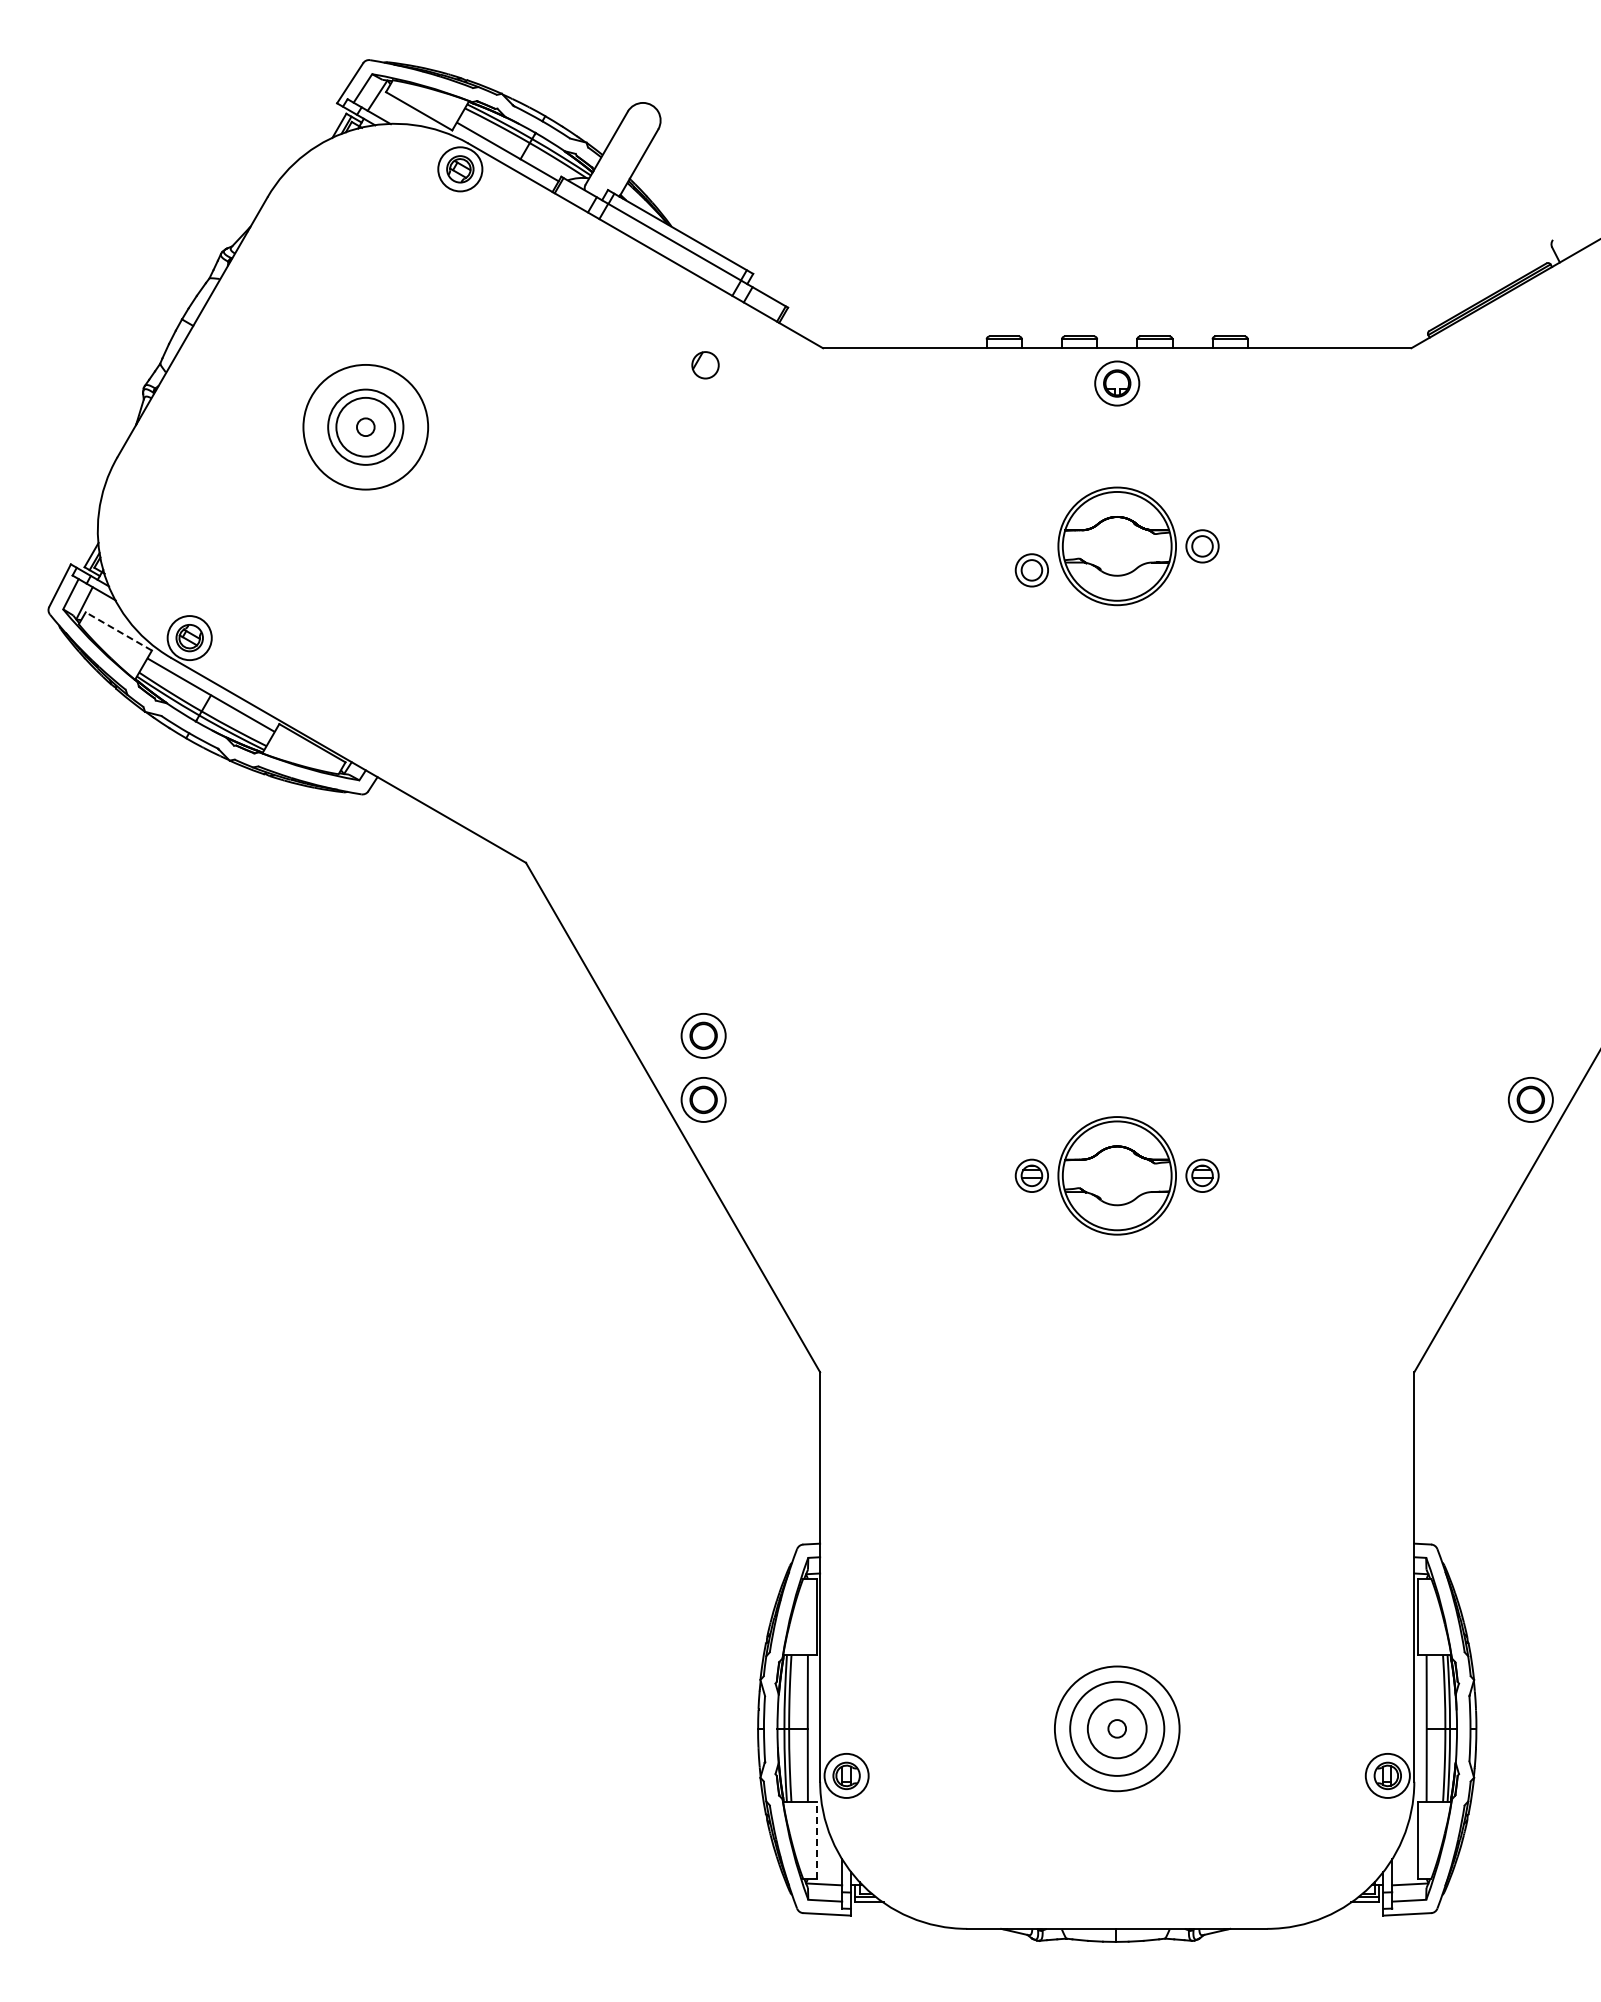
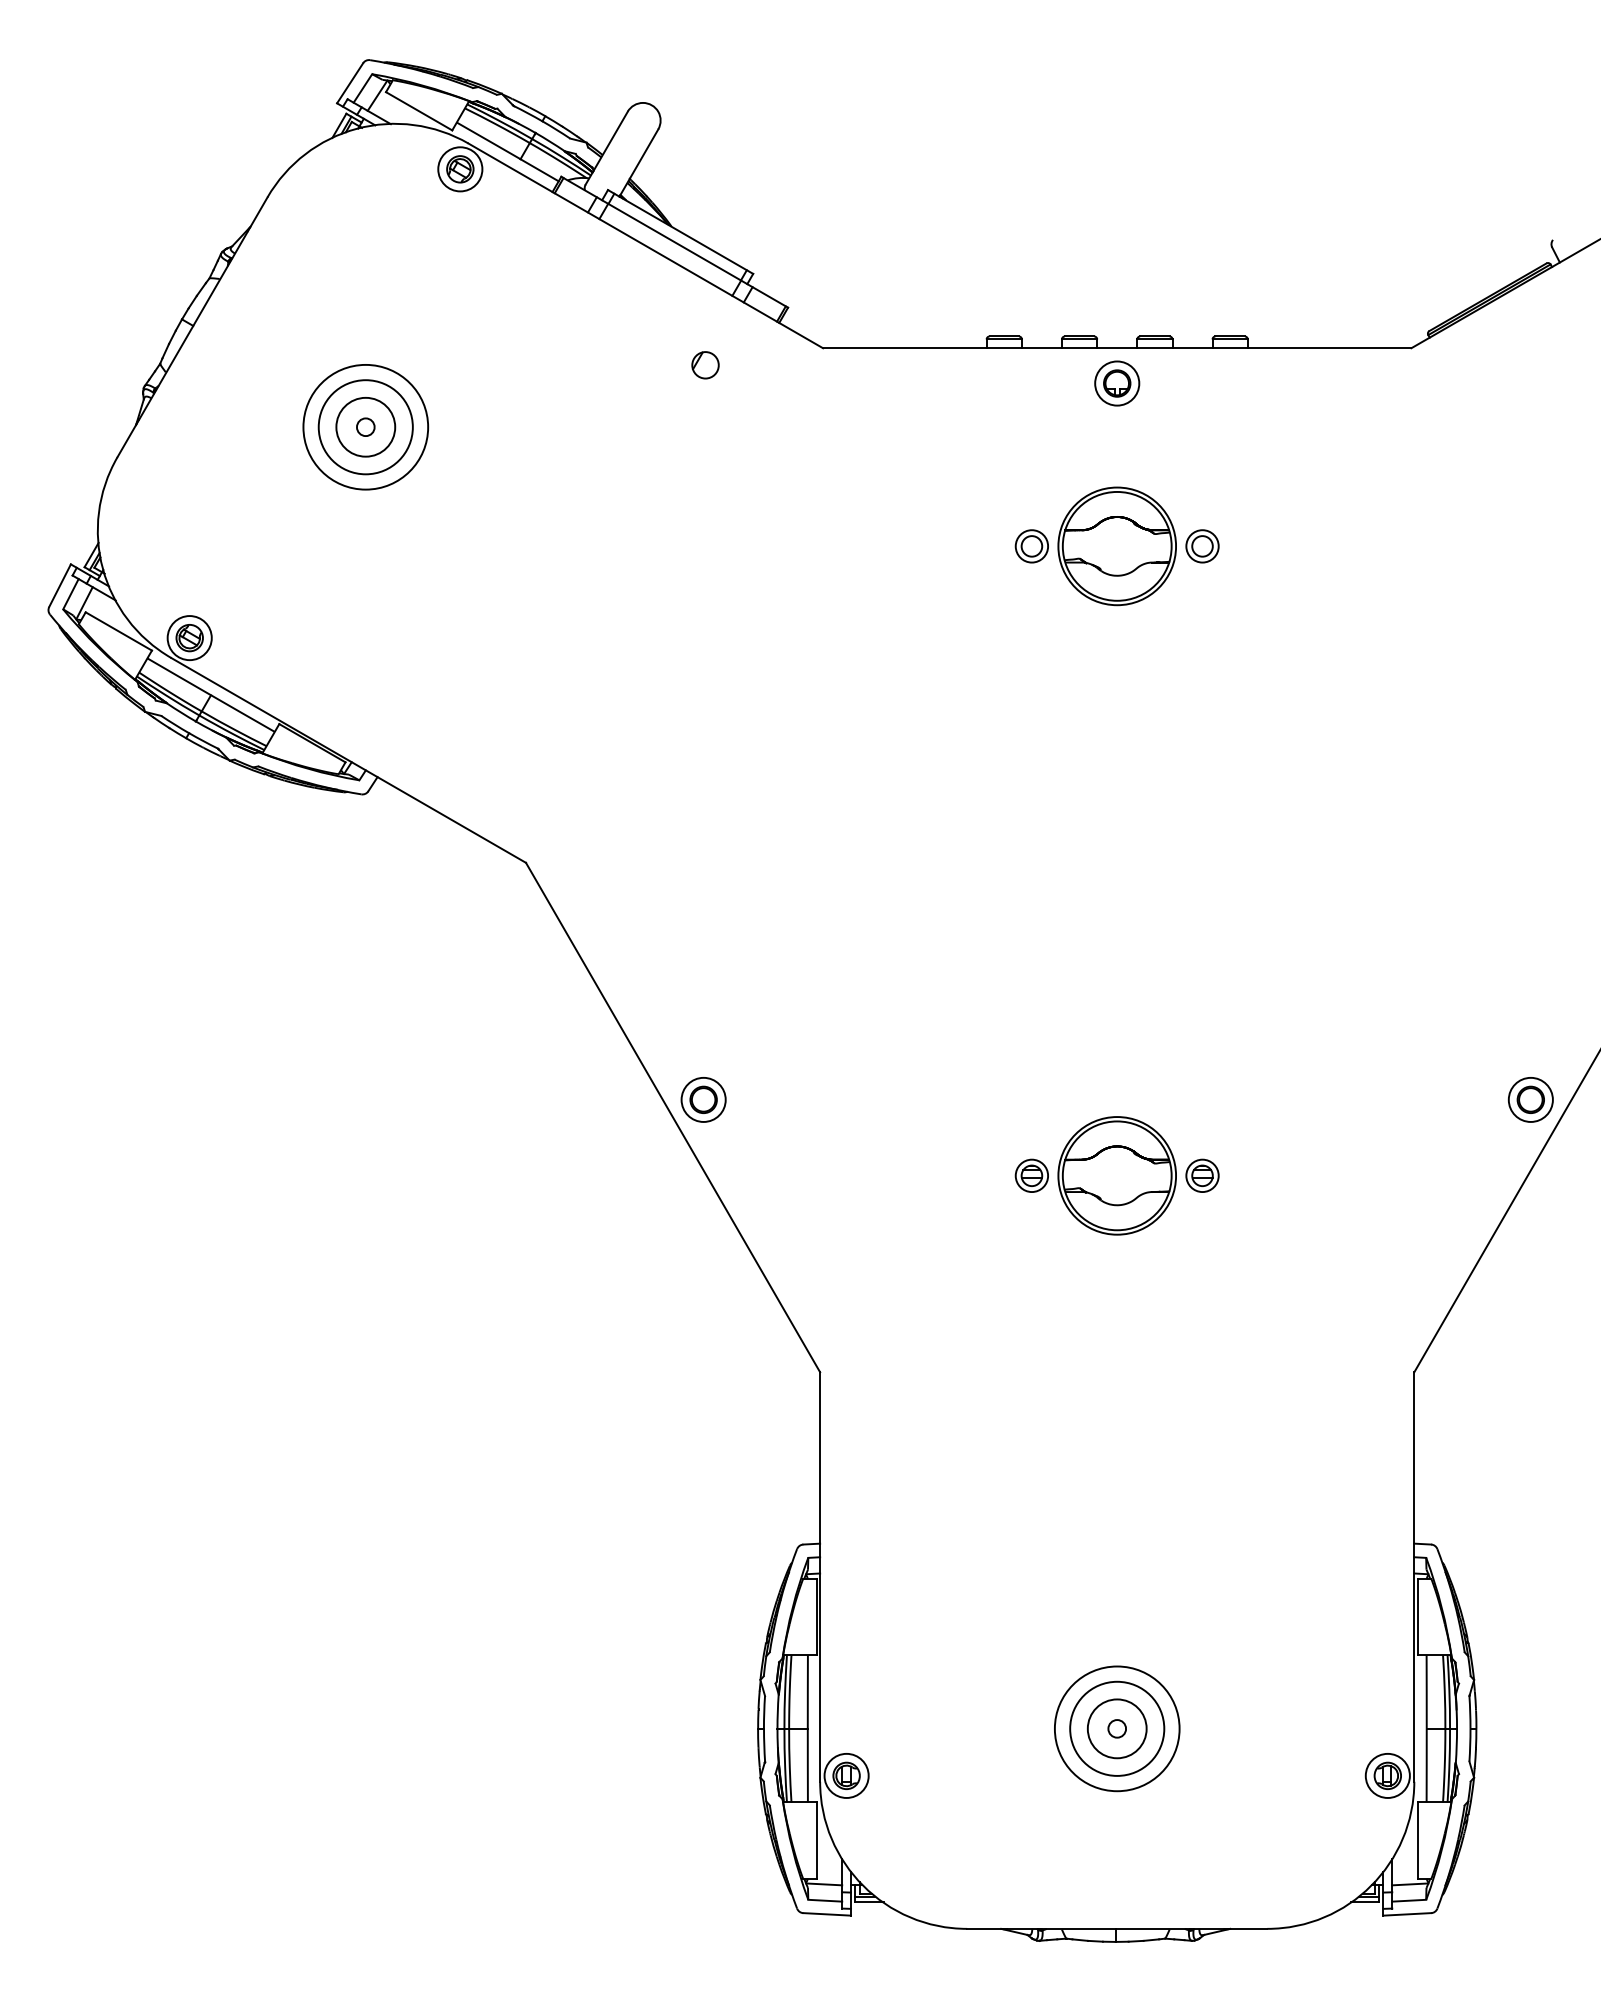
circle diameter: 75 px -> 94 px (365, 427)
part position: (1031, 570) -> (1031, 546) (1031, 546)
line: dashed -> solid (118, 631)
part: present -> none (703, 1035)
line: dashed -> solid (816, 1840)
